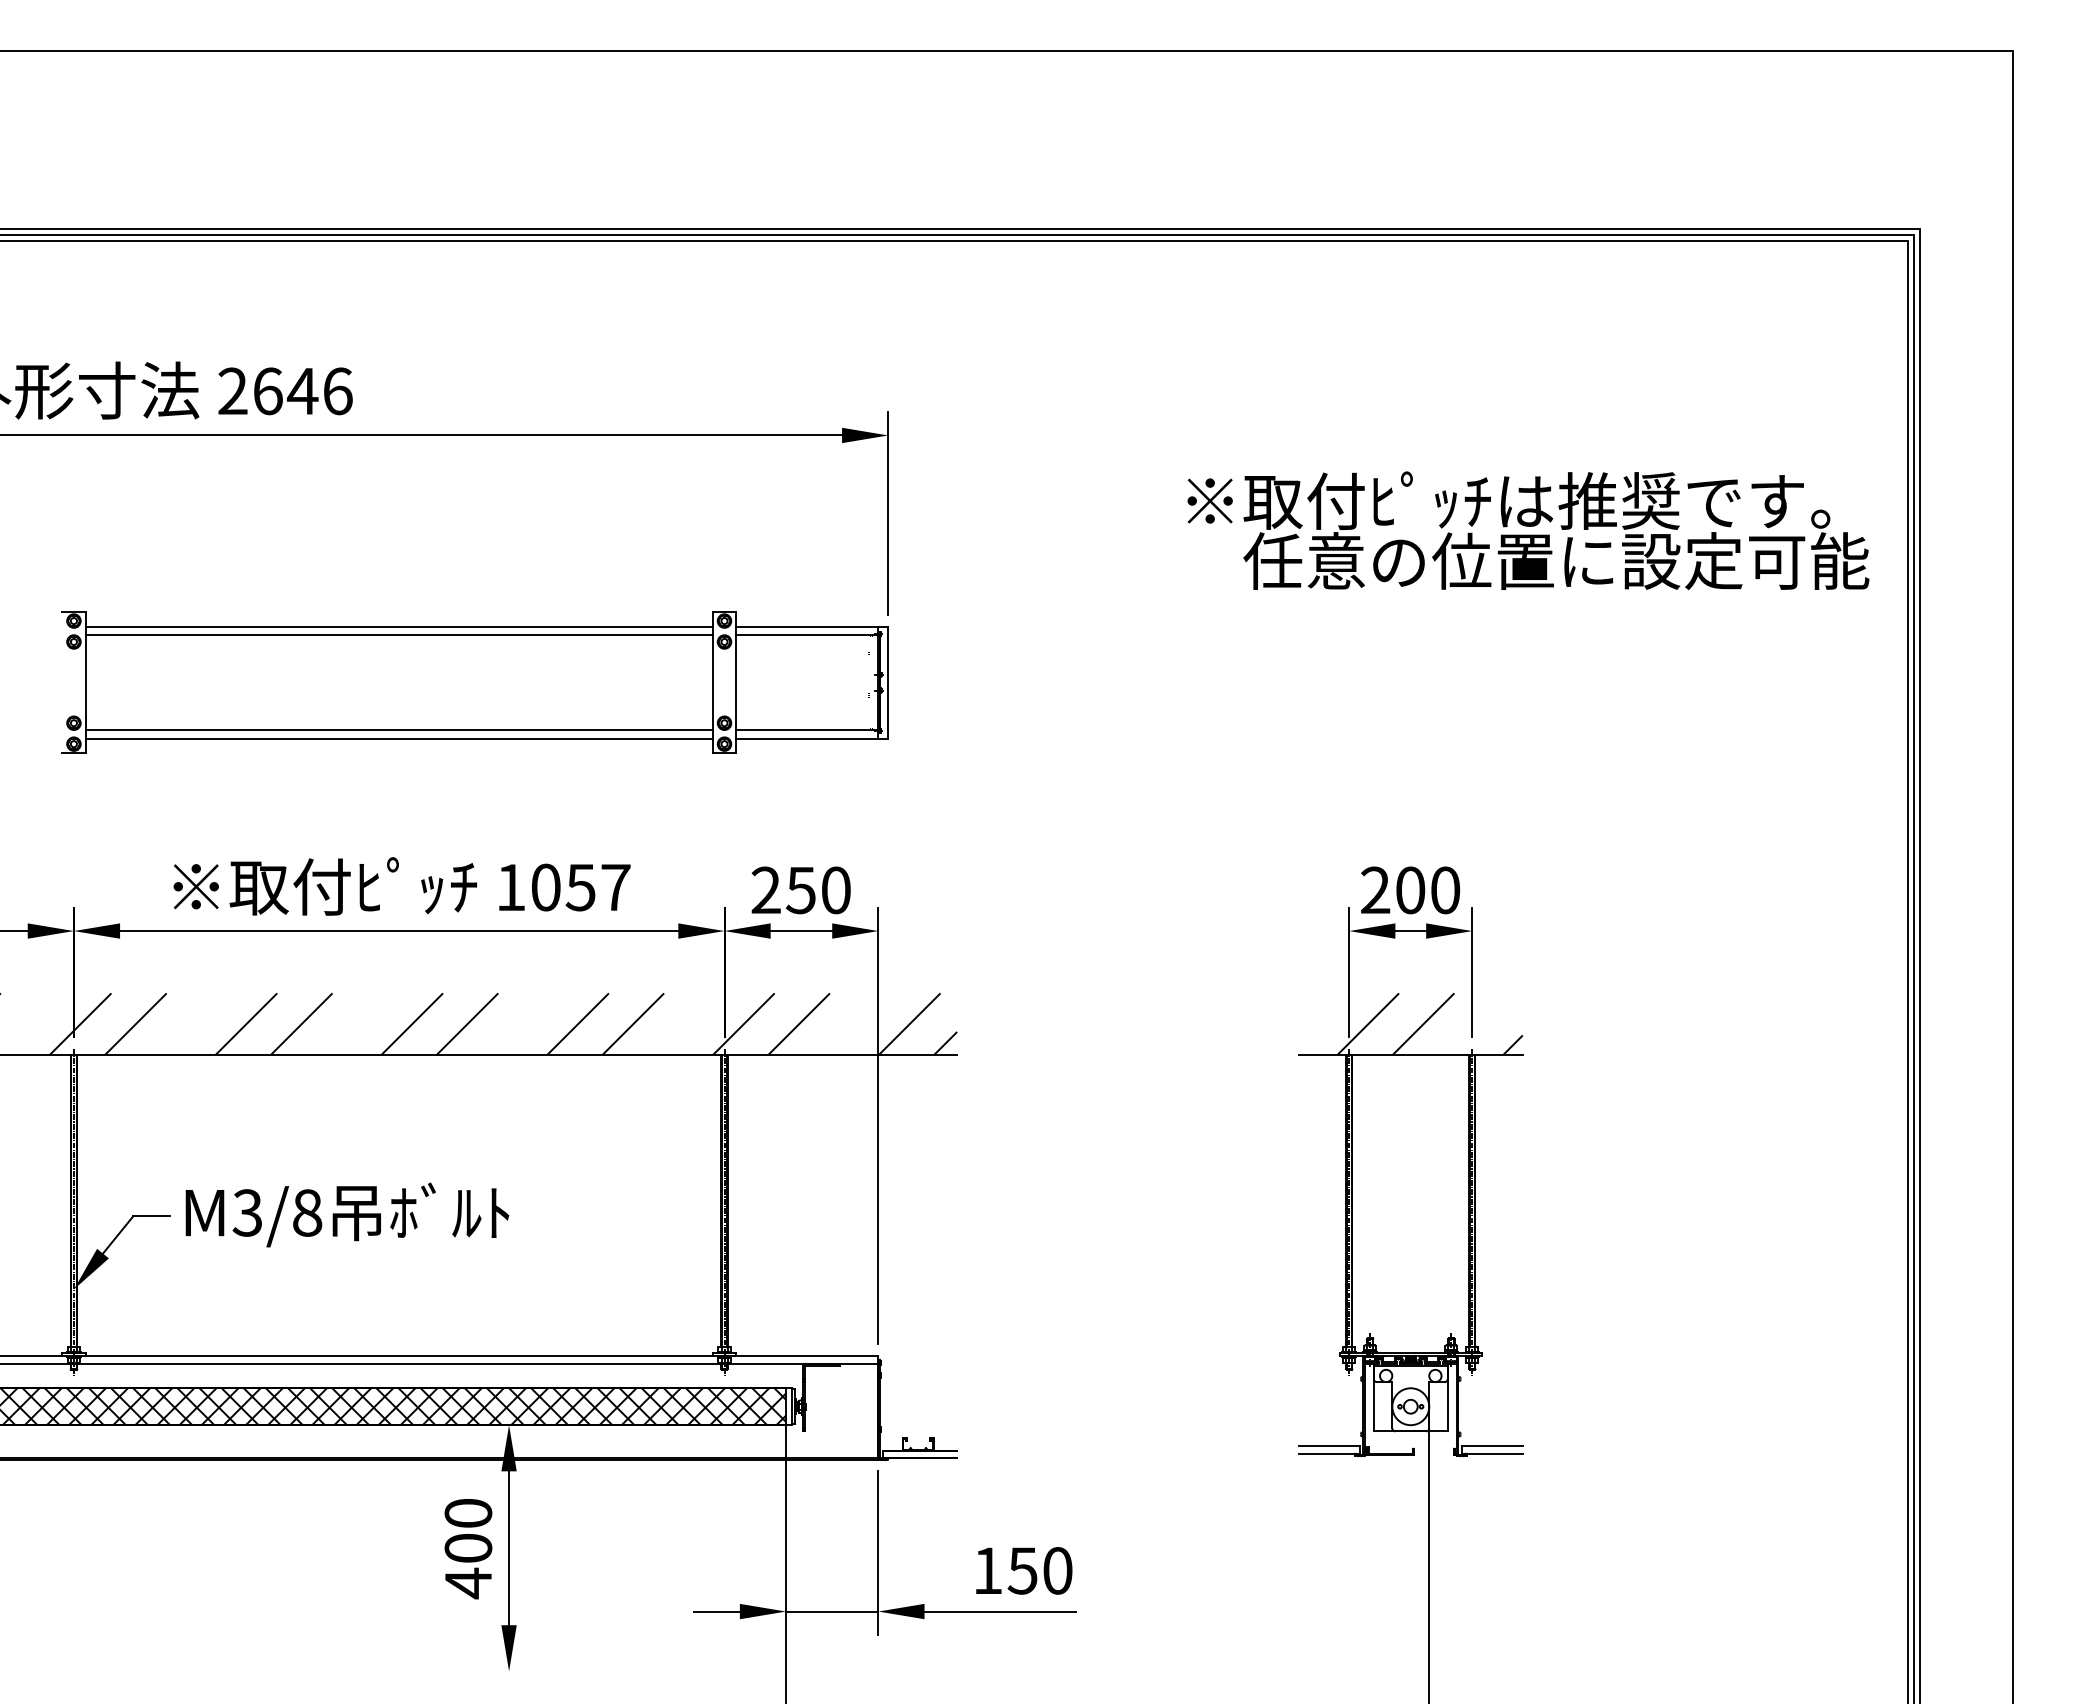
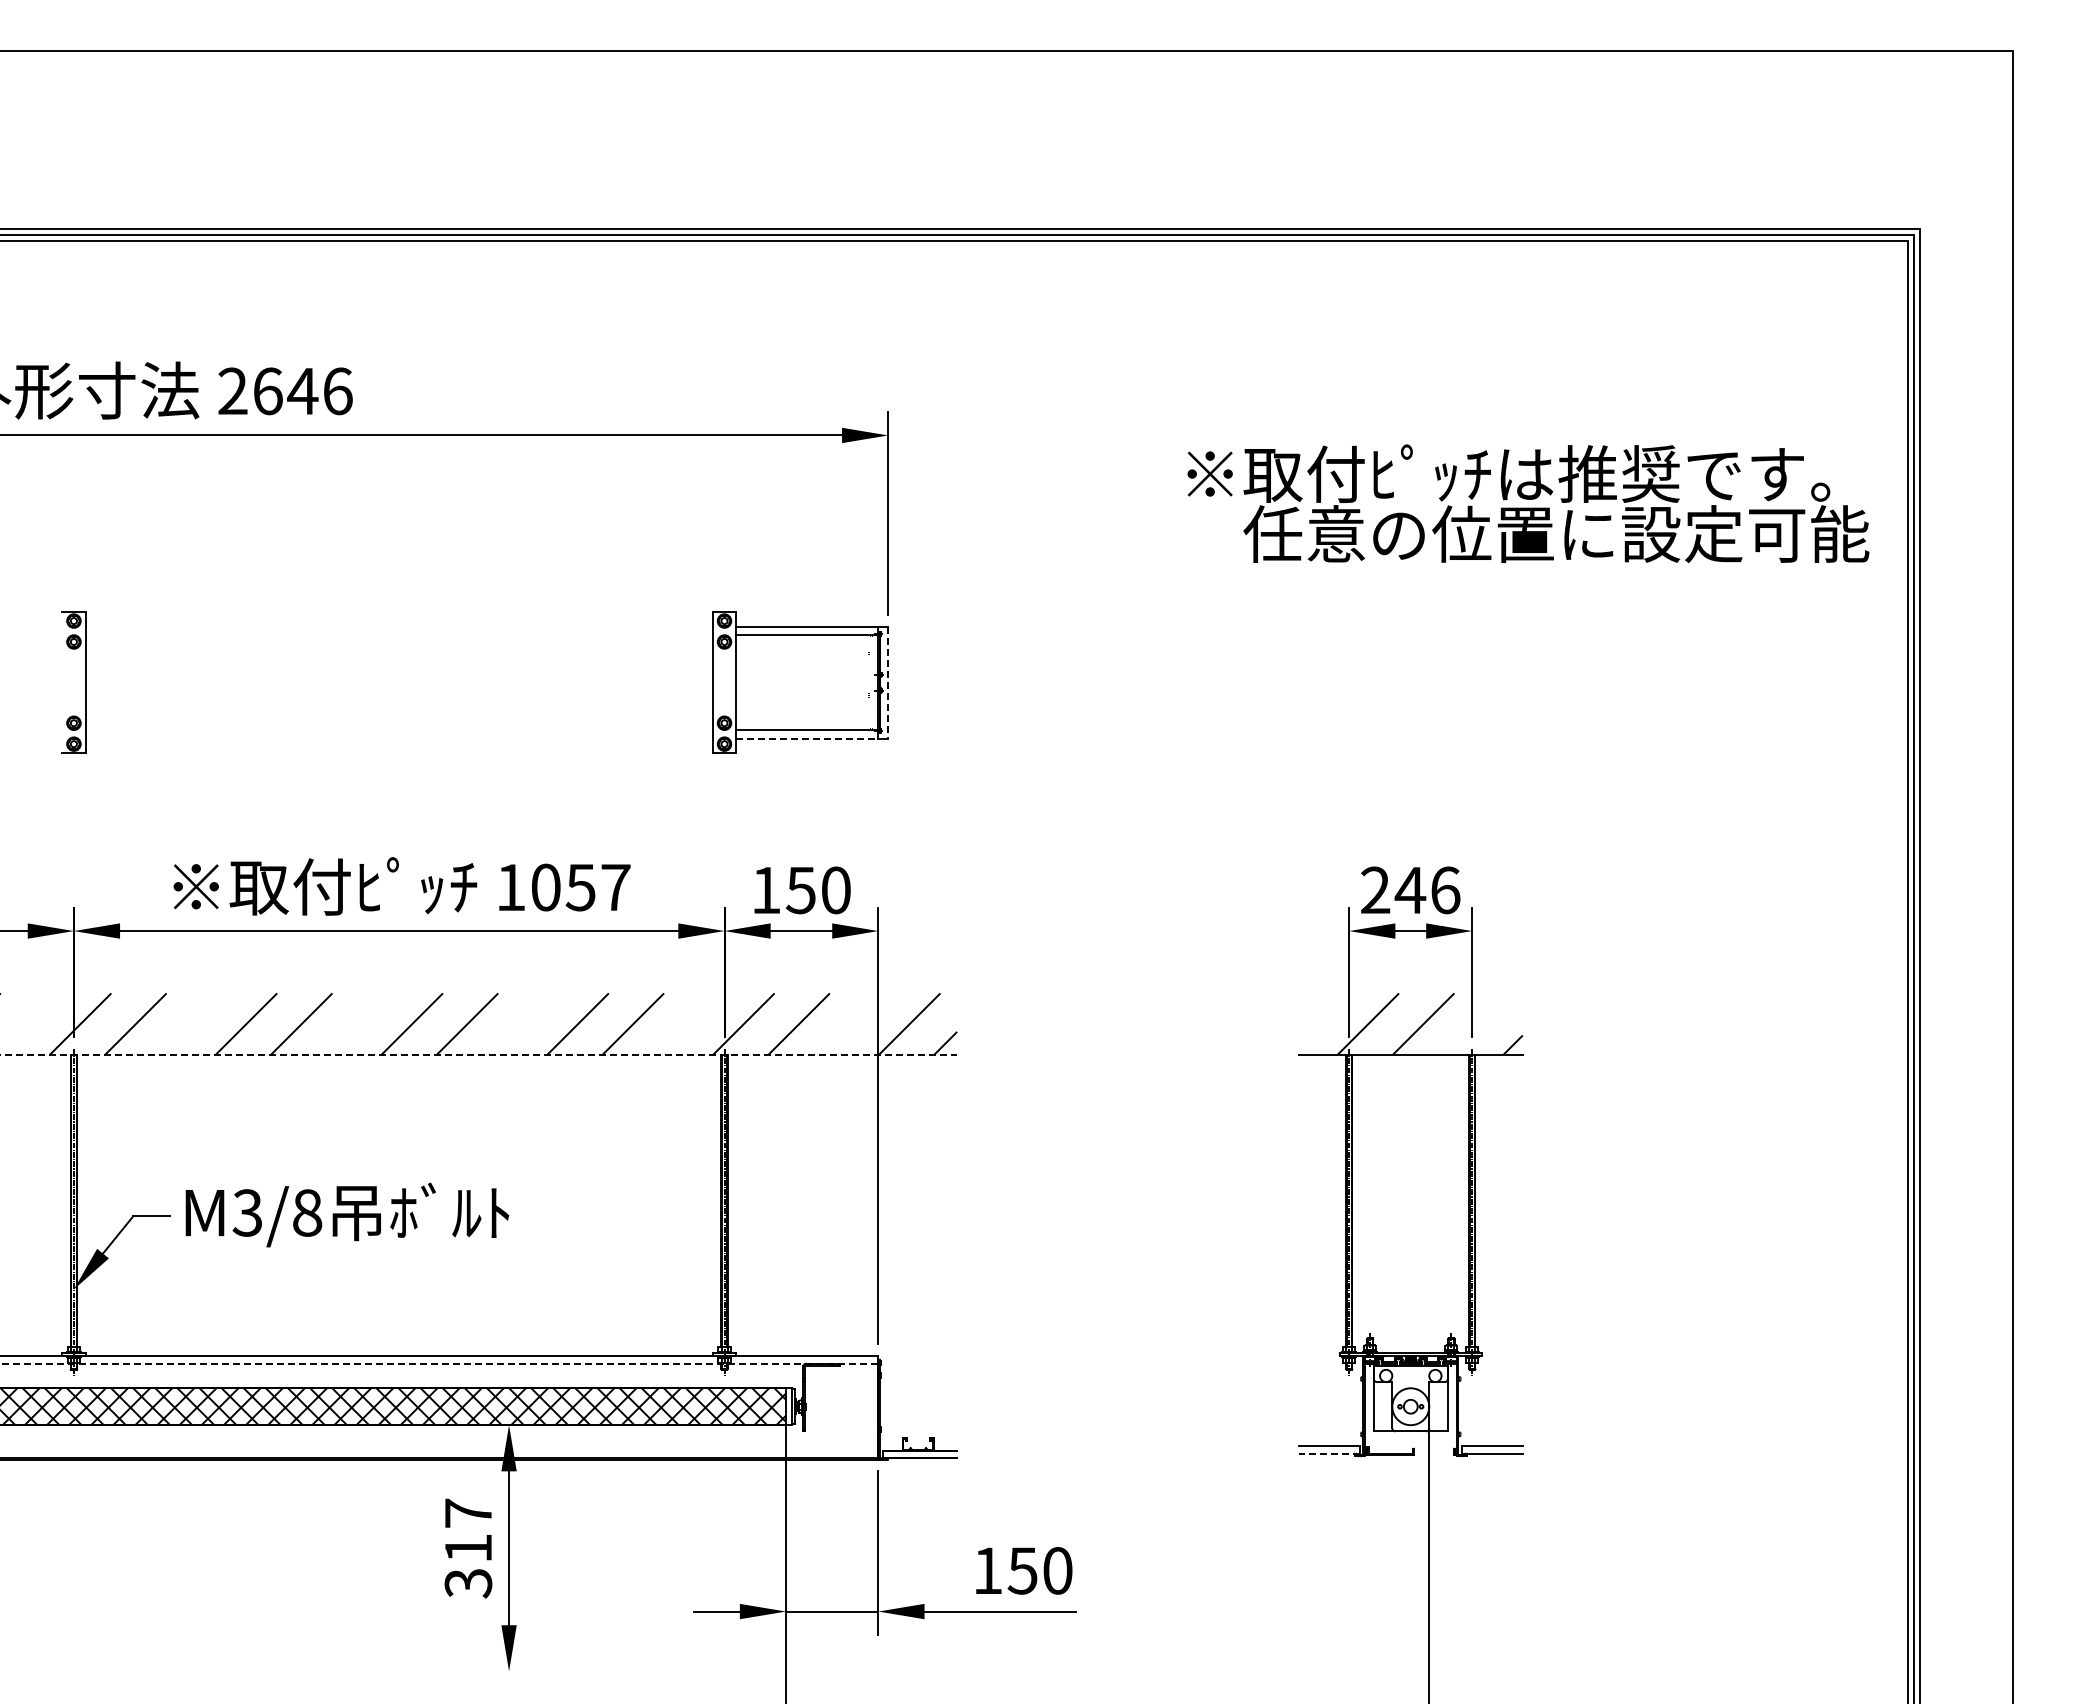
text position: (1528, 530) -> (1528, 503) (1528, 503)
line: present -> none (398, 626)
line: present -> none (398, 635)
line: solid -> dashed (888, 683)
line: present -> none (398, 730)
line: present -> none (398, 738)
line: solid -> dashed (807, 738)
text: 250 -> 150 (765, 889)
text: 200 -> 246 (1427, 890)
line: solid -> dashed (479, 1054)
line: solid -> dashed (439, 1363)
line: solid -> dashed (1329, 1453)
text: 400 -> 317 (468, 1548)
